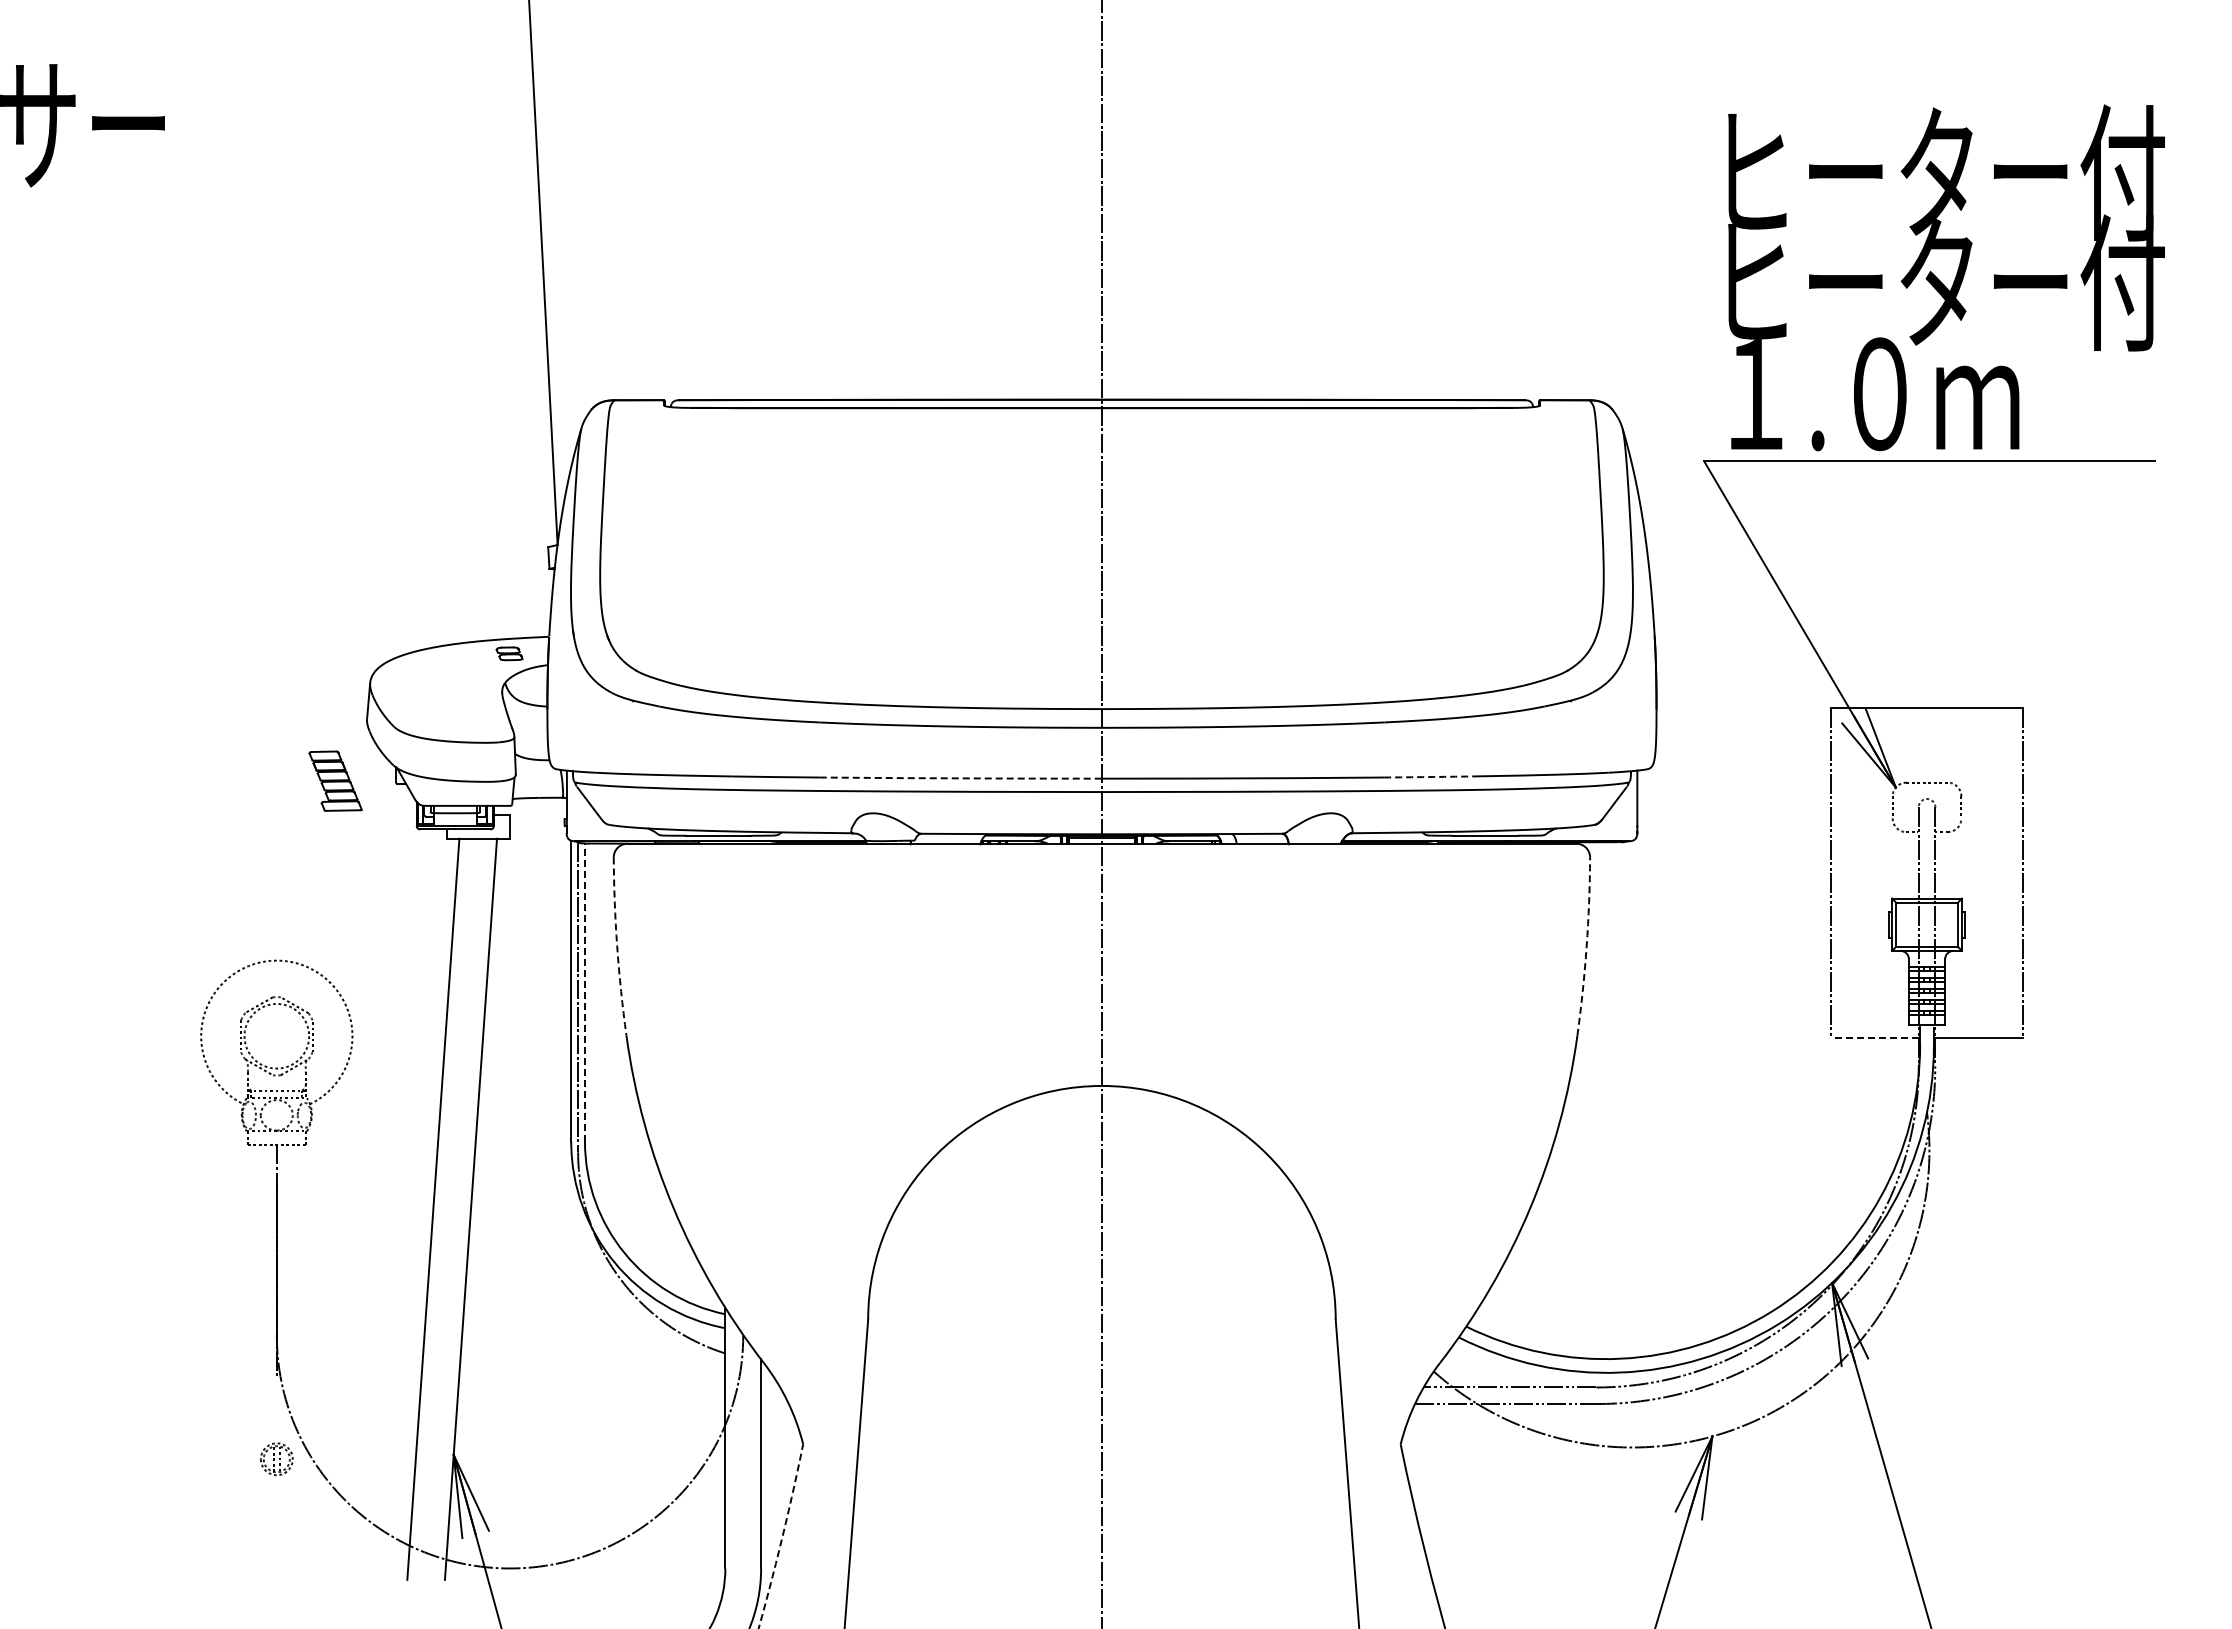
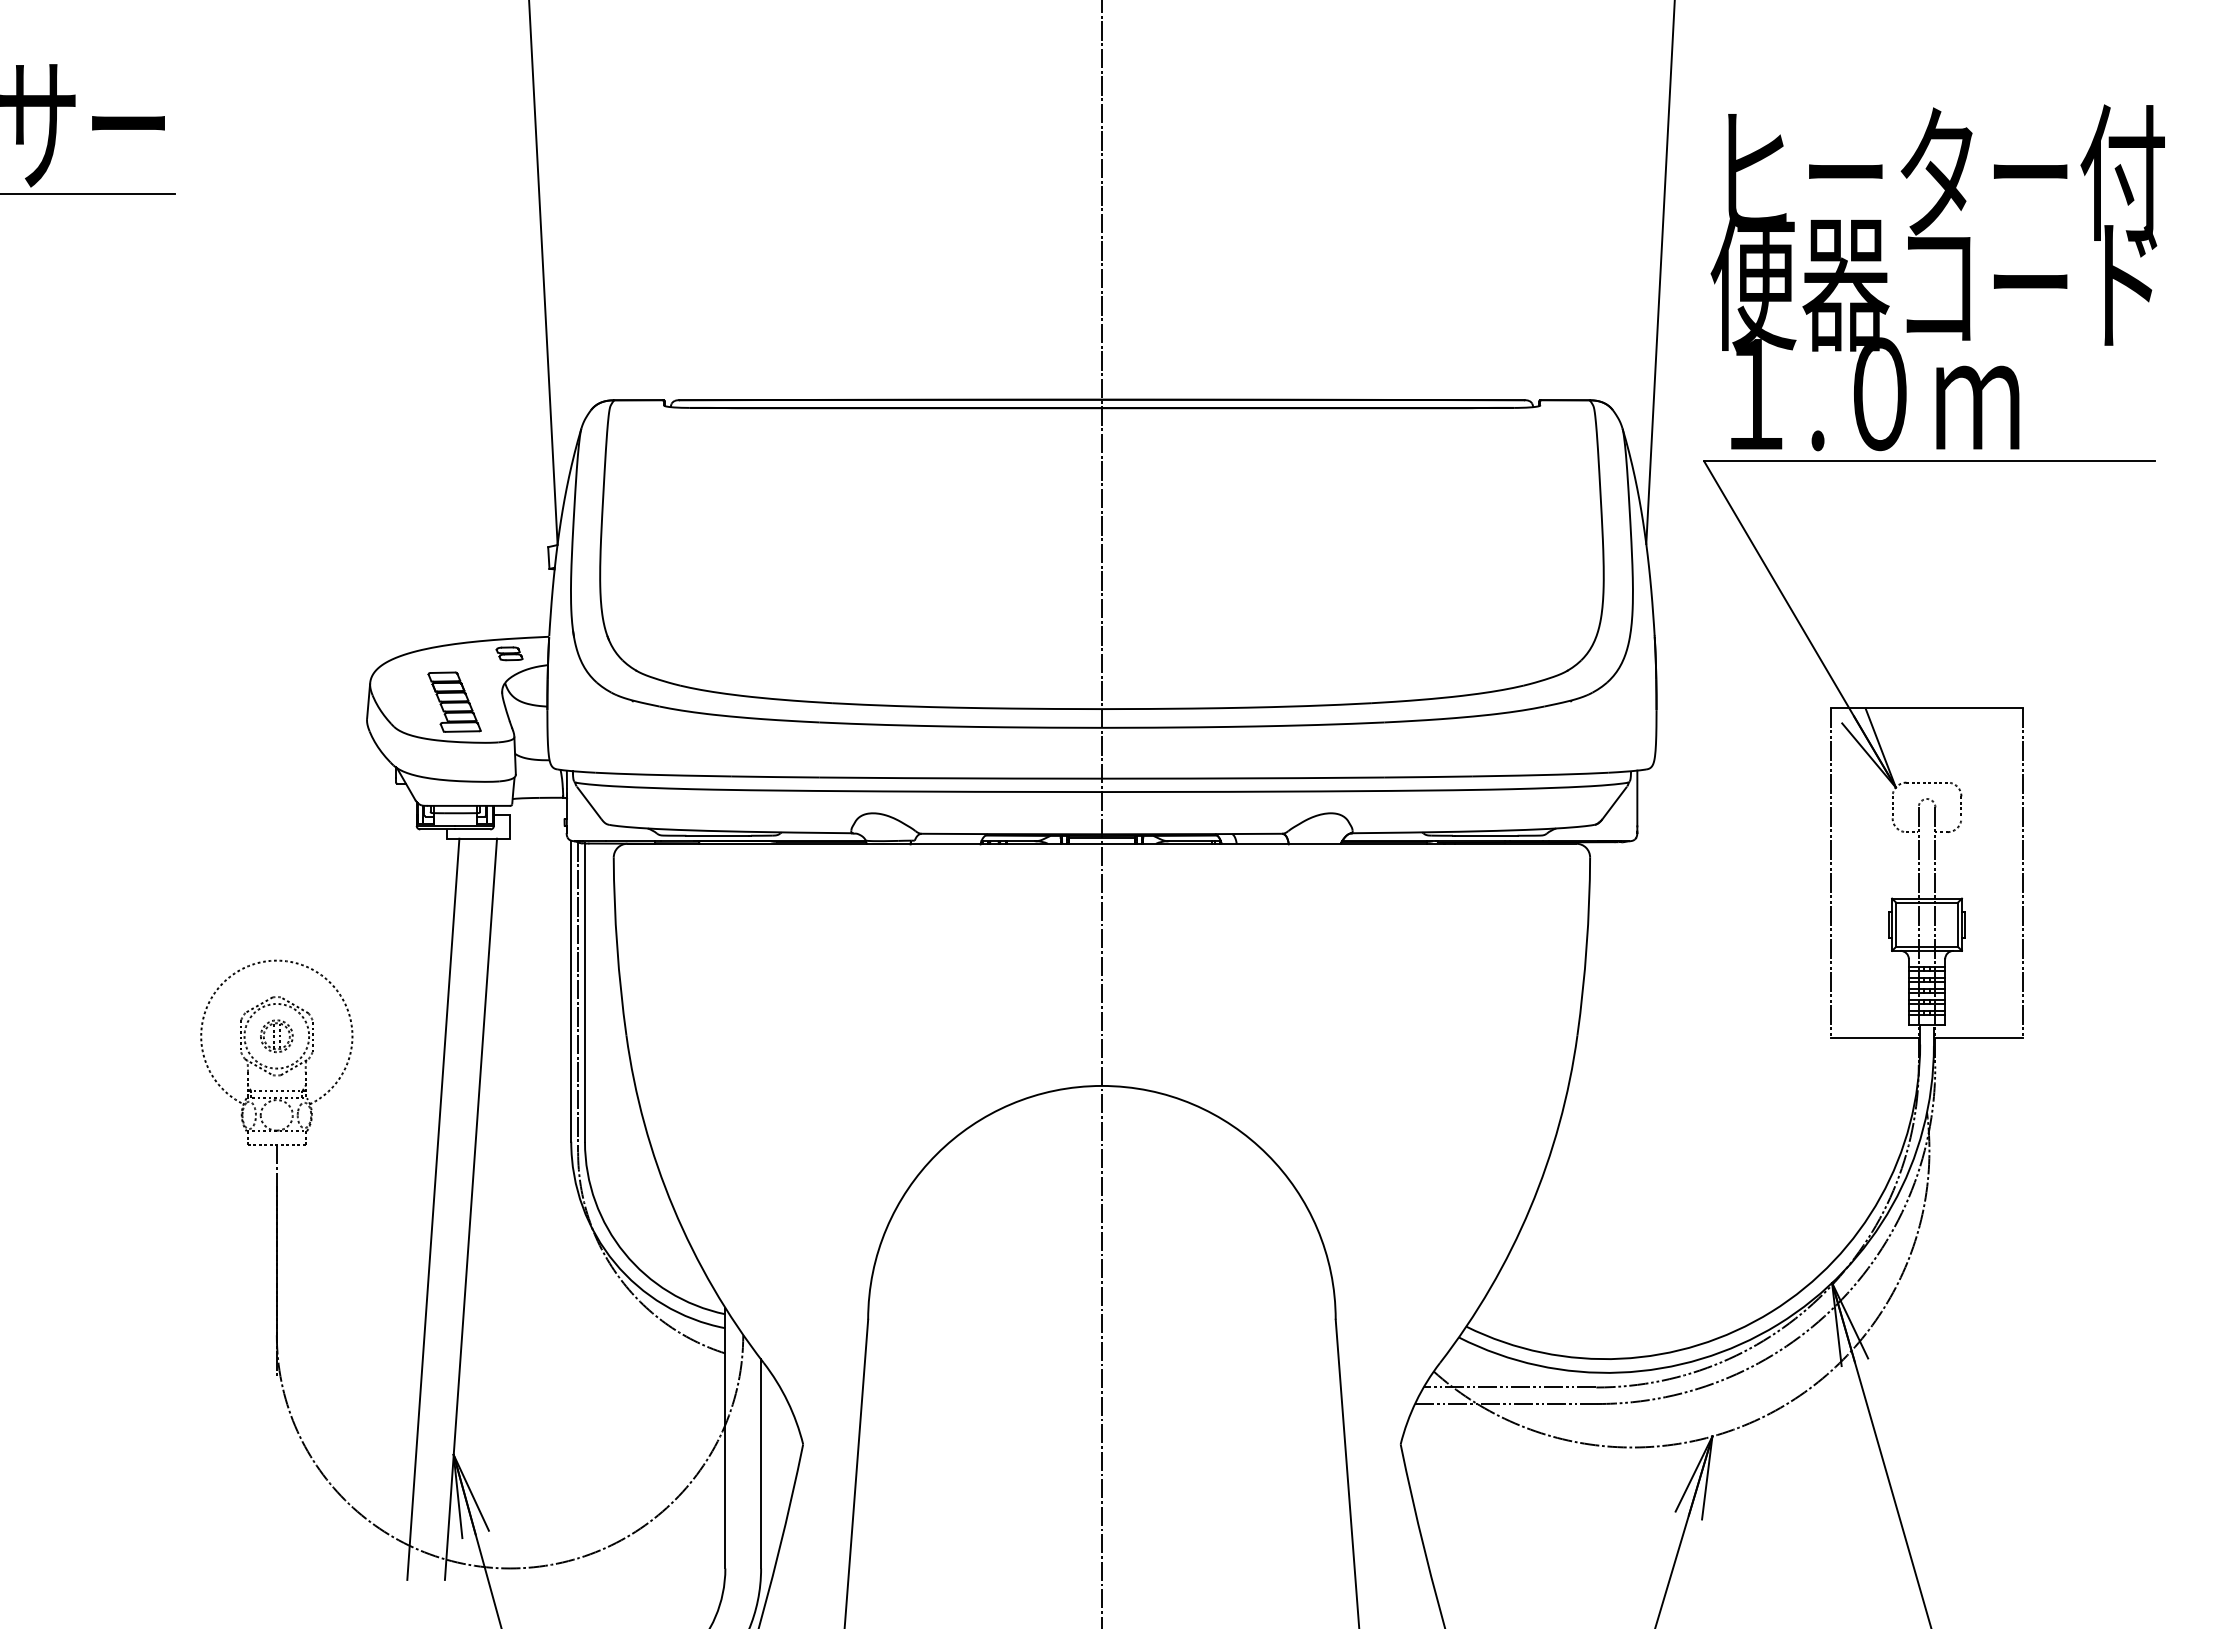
line: none -> present (88, 193)
line: none -> present (1660, 273)
text: ヒーター付 -> 便器コード (1937, 282)
arc: dashed -> solid (1428, 777)
line: dashed -> solid (960, 778)
part position: (335, 780) -> (454, 701) (454, 701)
arc: dashed -> solid (617, 946)
arc: dashed -> solid (1586, 946)
line: dashed -> solid (585, 992)
line: dashed -> solid (1874, 1038)
part position: (276, 1458) -> (276, 1035) (276, 1035)
arc: dashed -> solid (782, 1536)
